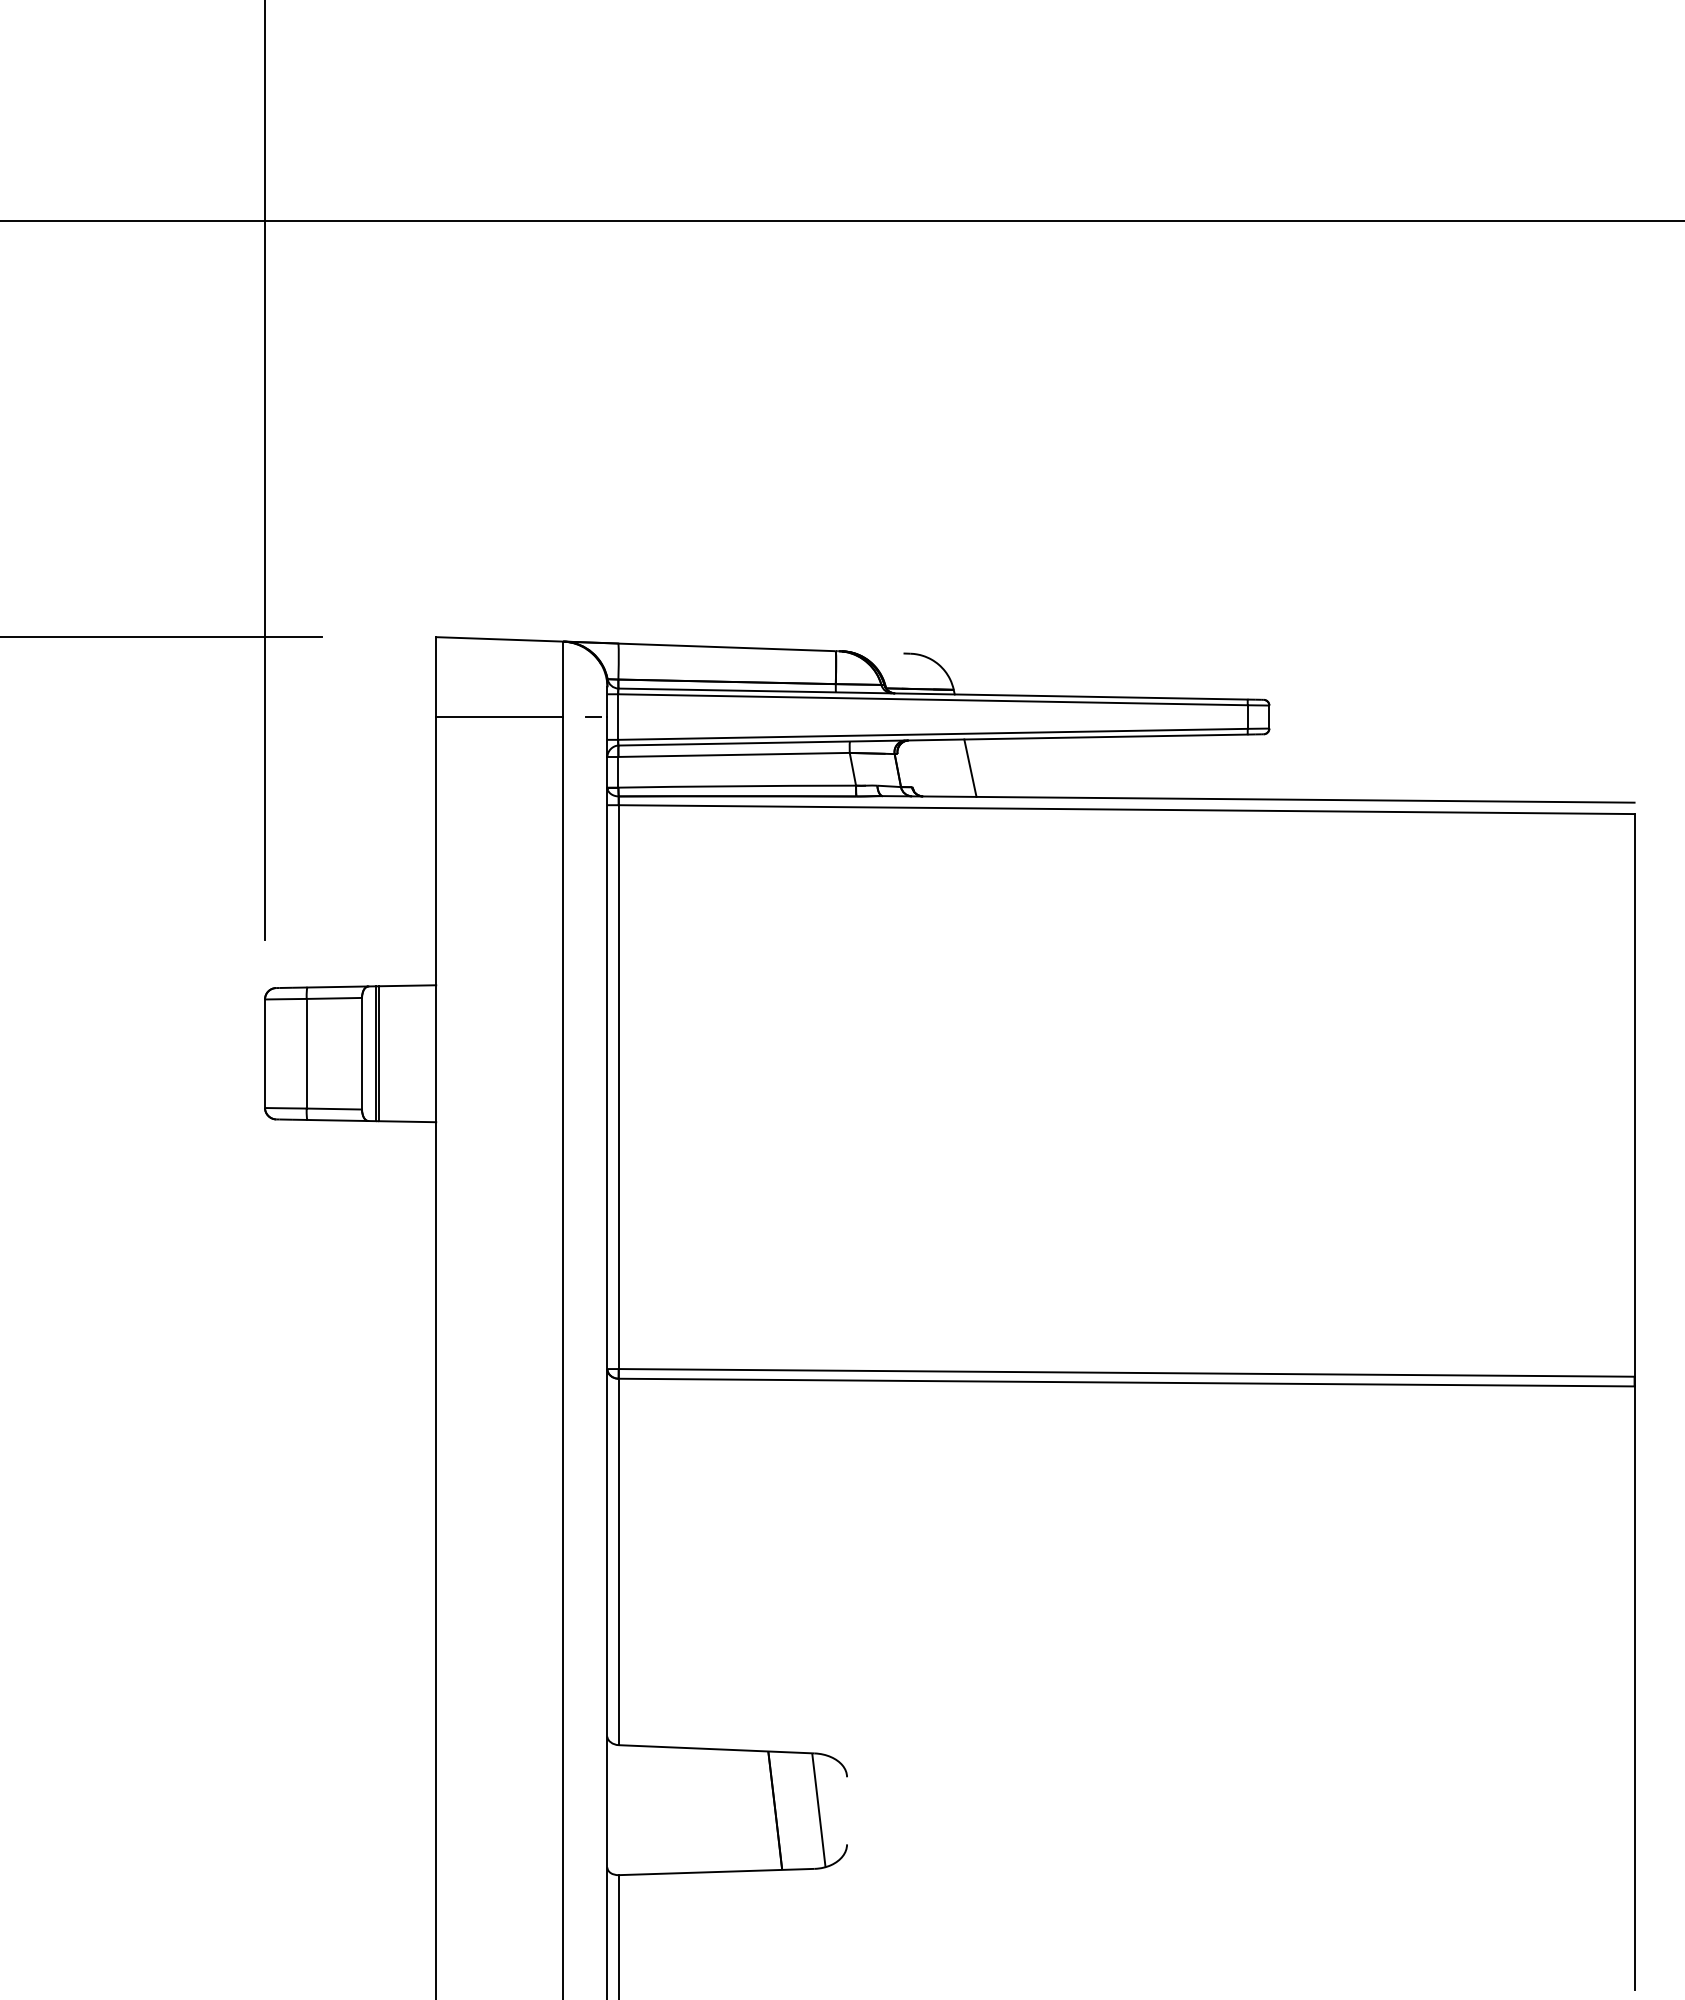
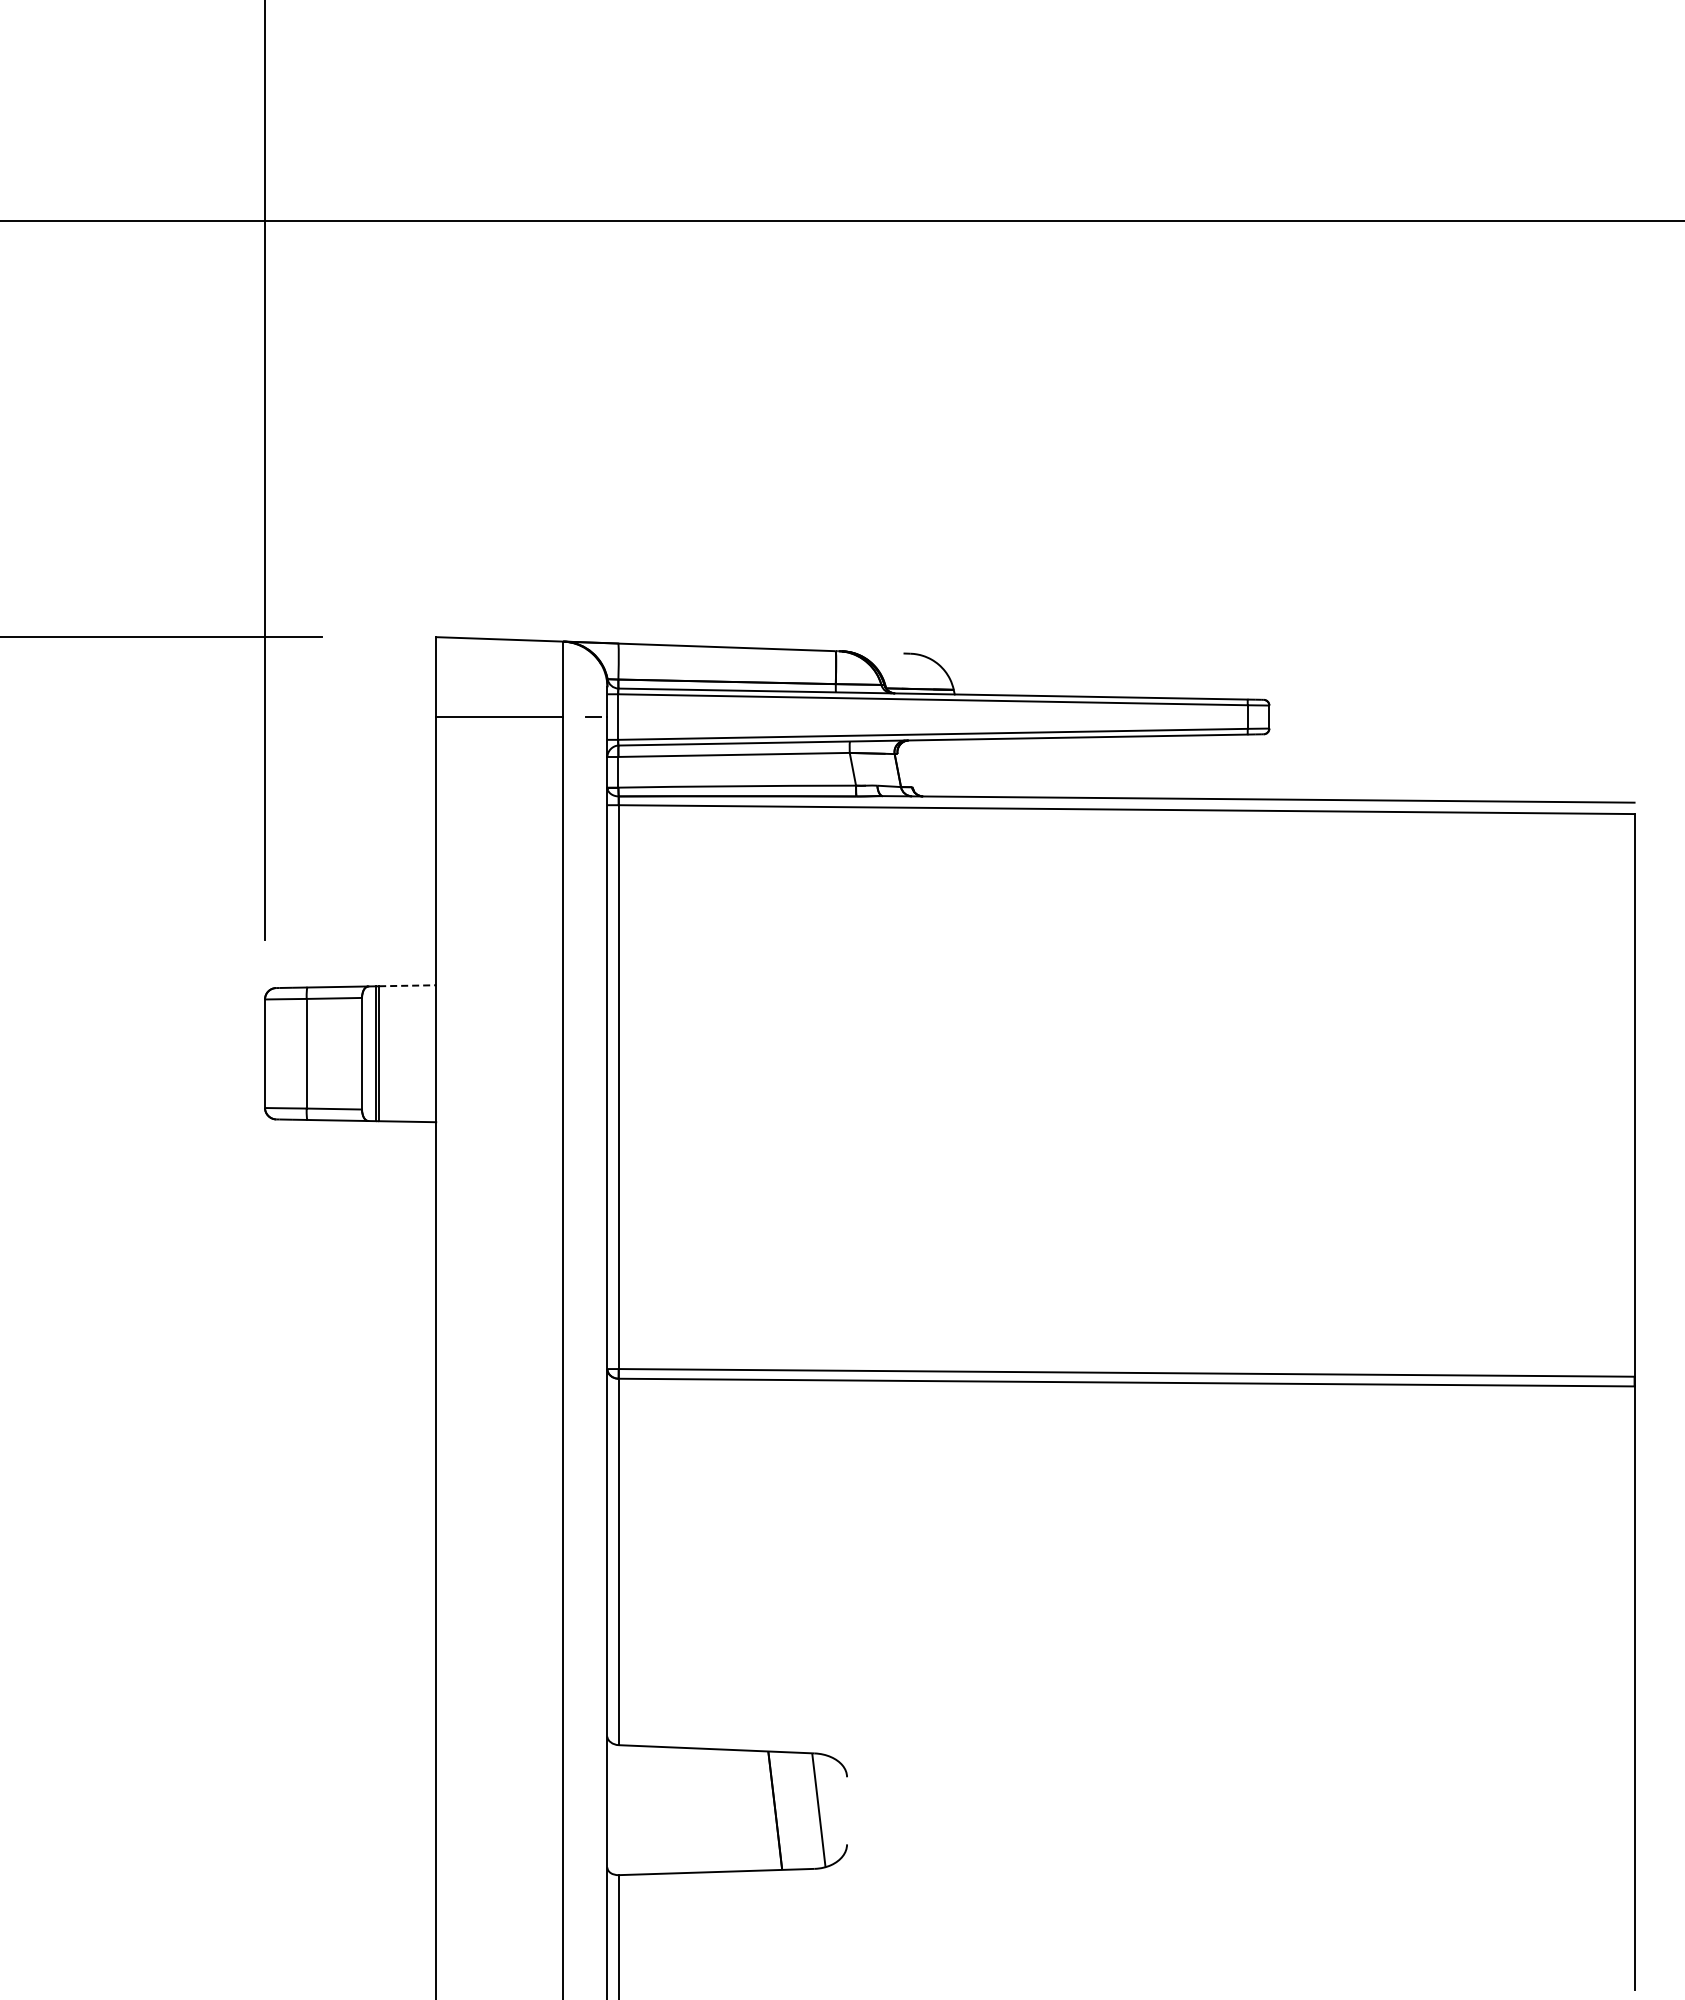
line: present -> none (970, 767)
line: solid -> dashed (407, 985)
